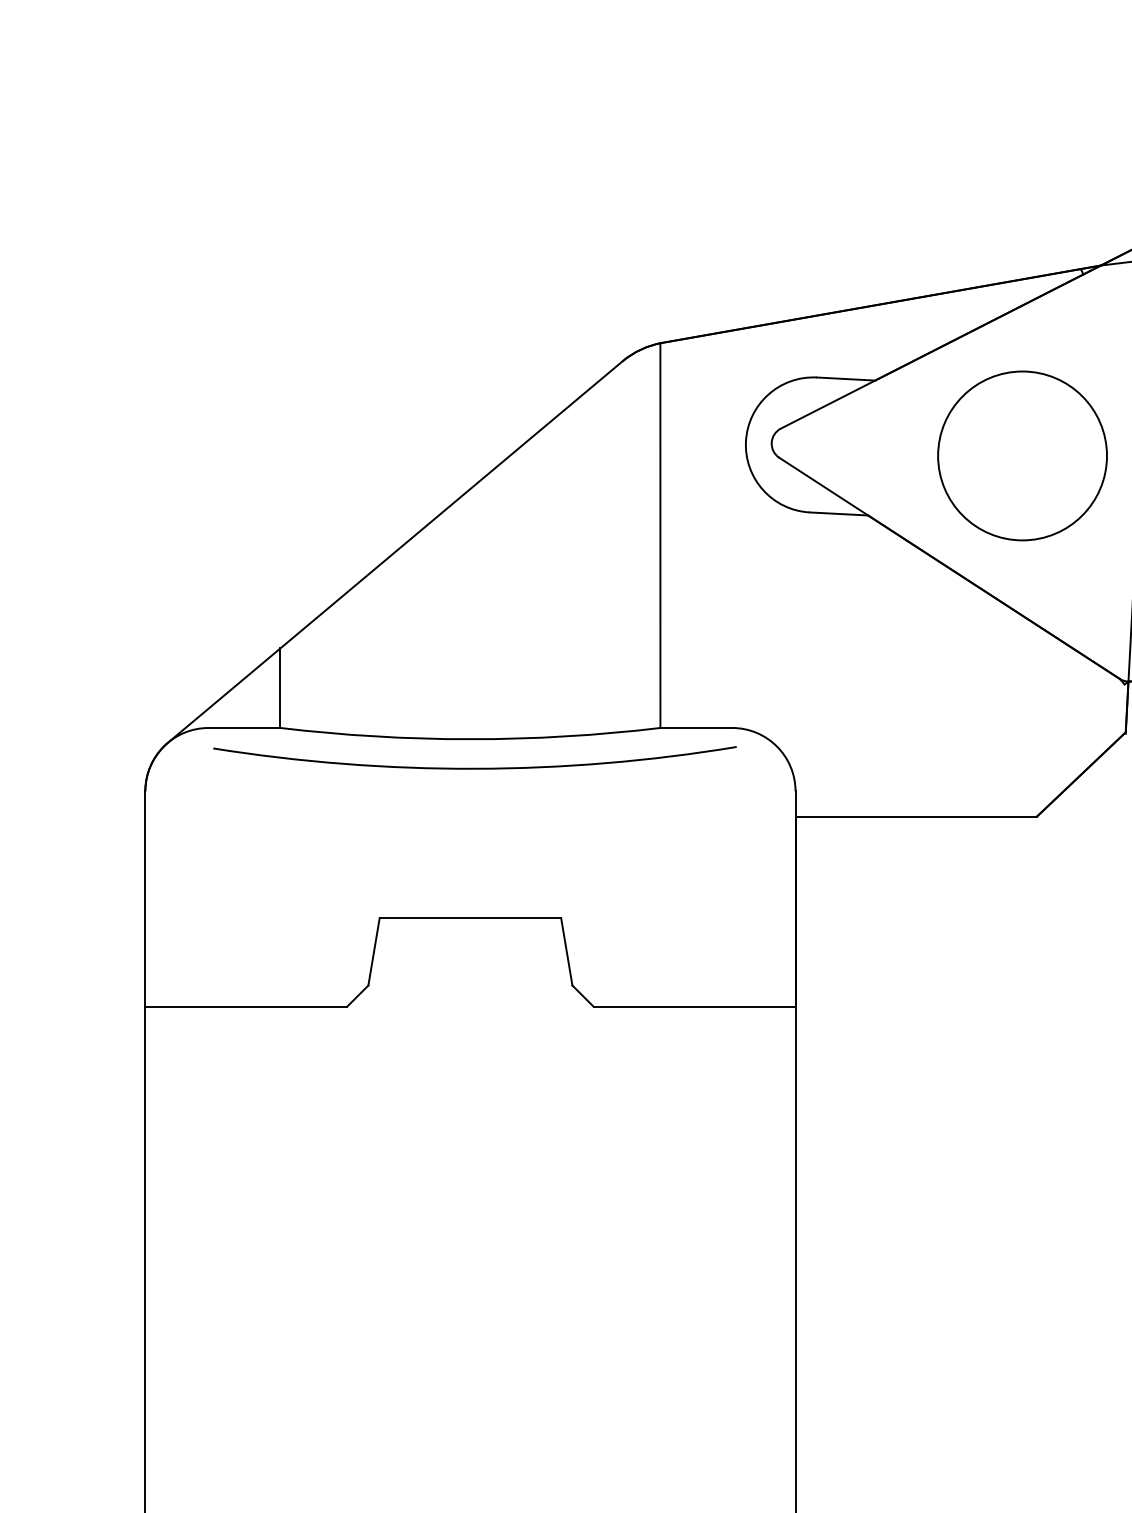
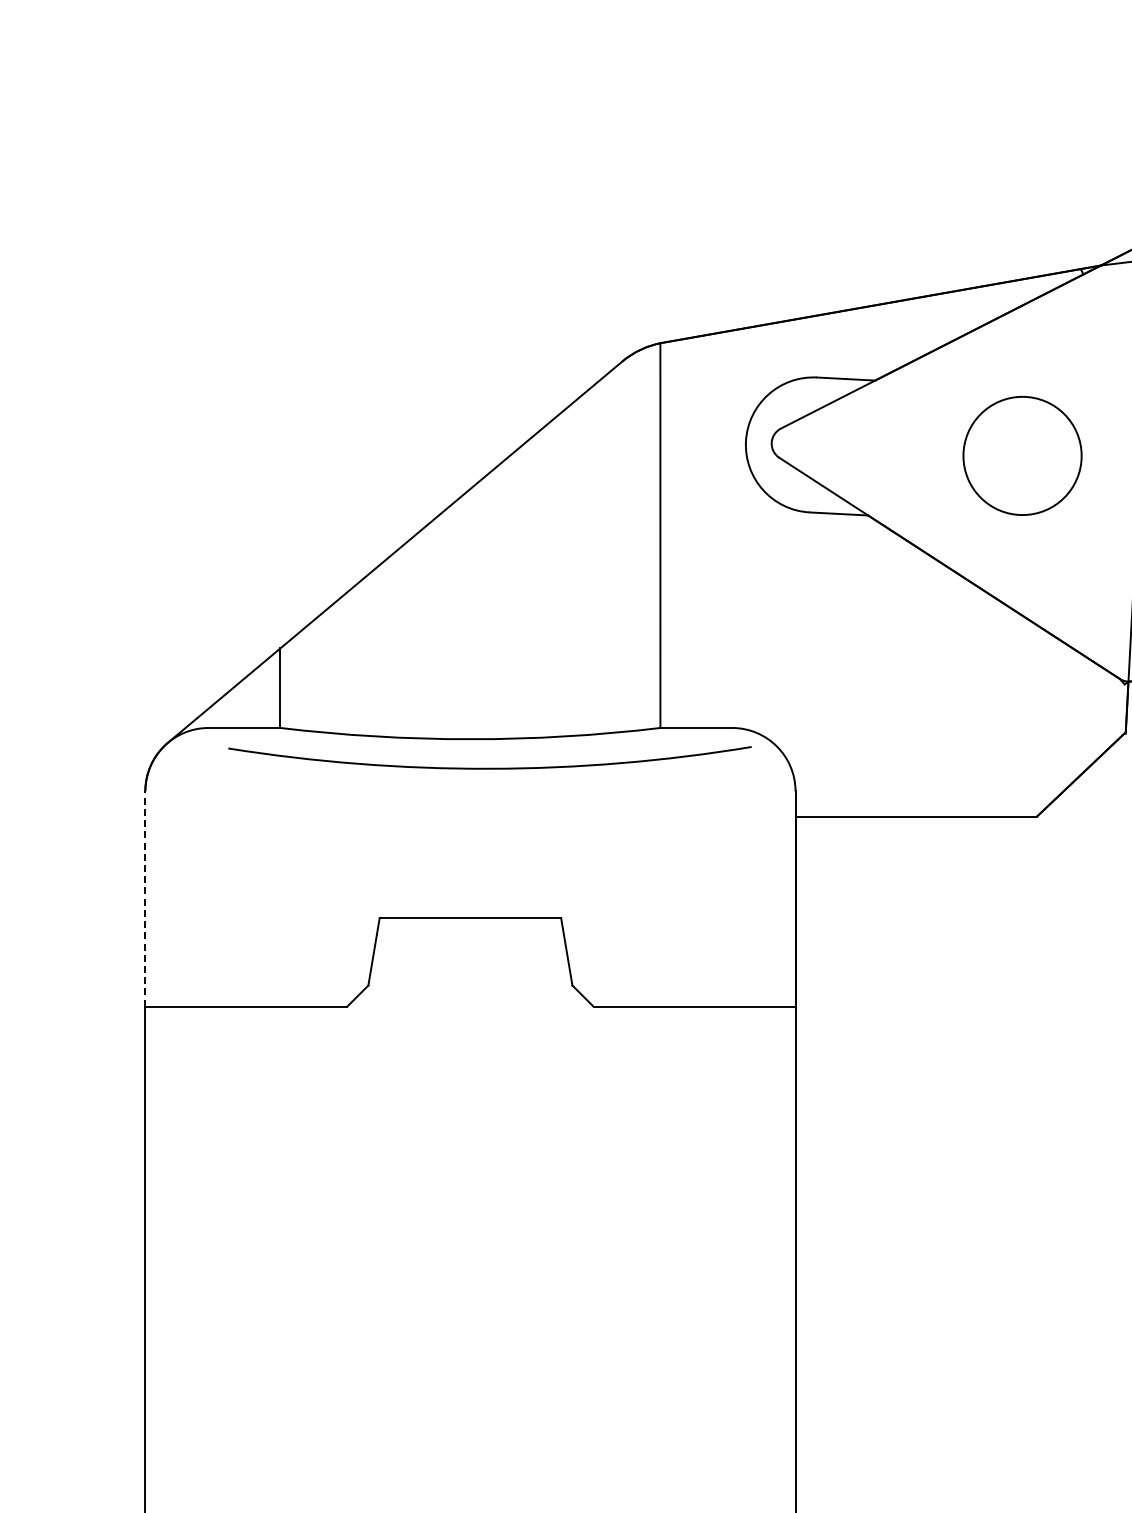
circle diameter: 169 px -> 118 px (1022, 455)
arc position: (474, 767) -> (489, 767) (489, 767)
line: solid -> dashed (145, 898)
